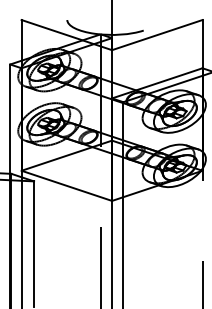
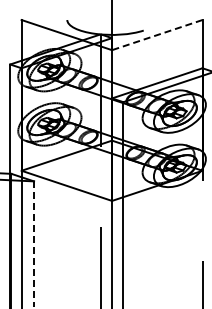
line: solid -> dashed (157, 35)
line: solid -> dashed (34, 244)
